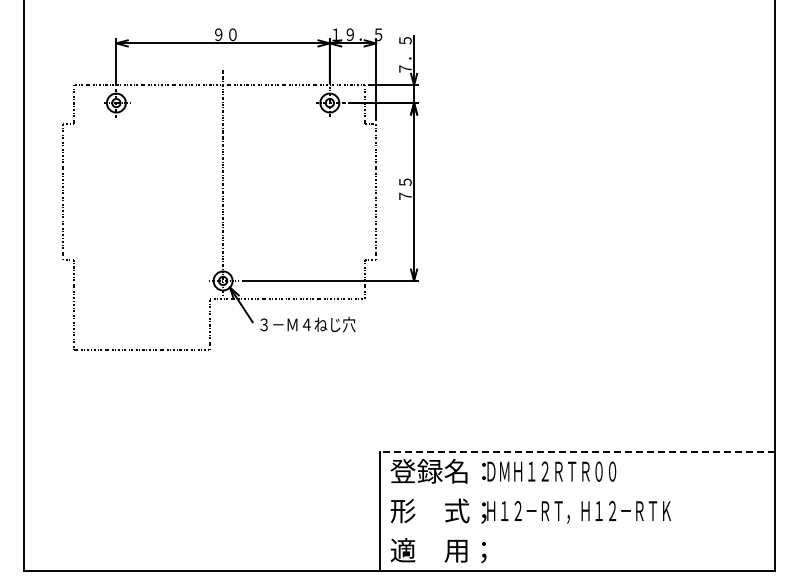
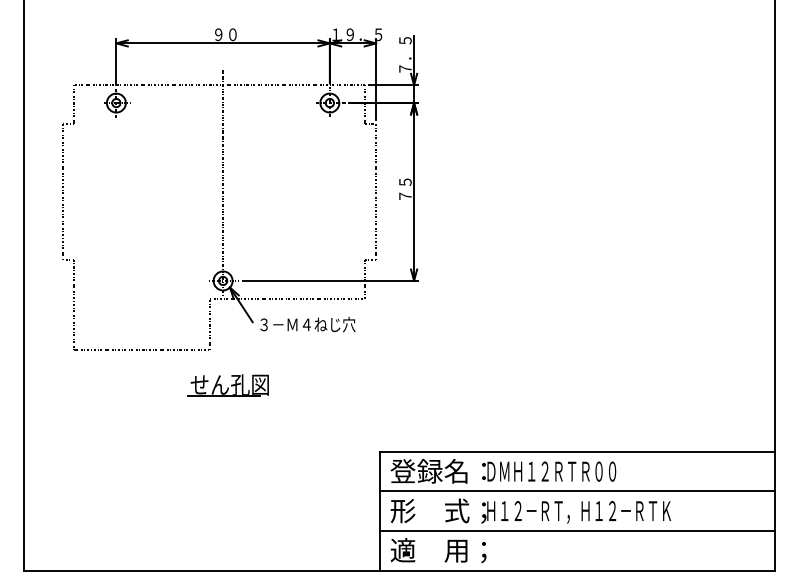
part: none -> present (227, 385)
line: dashed -> solid (577, 451)
line: none -> present (577, 491)
line: none -> present (577, 530)
